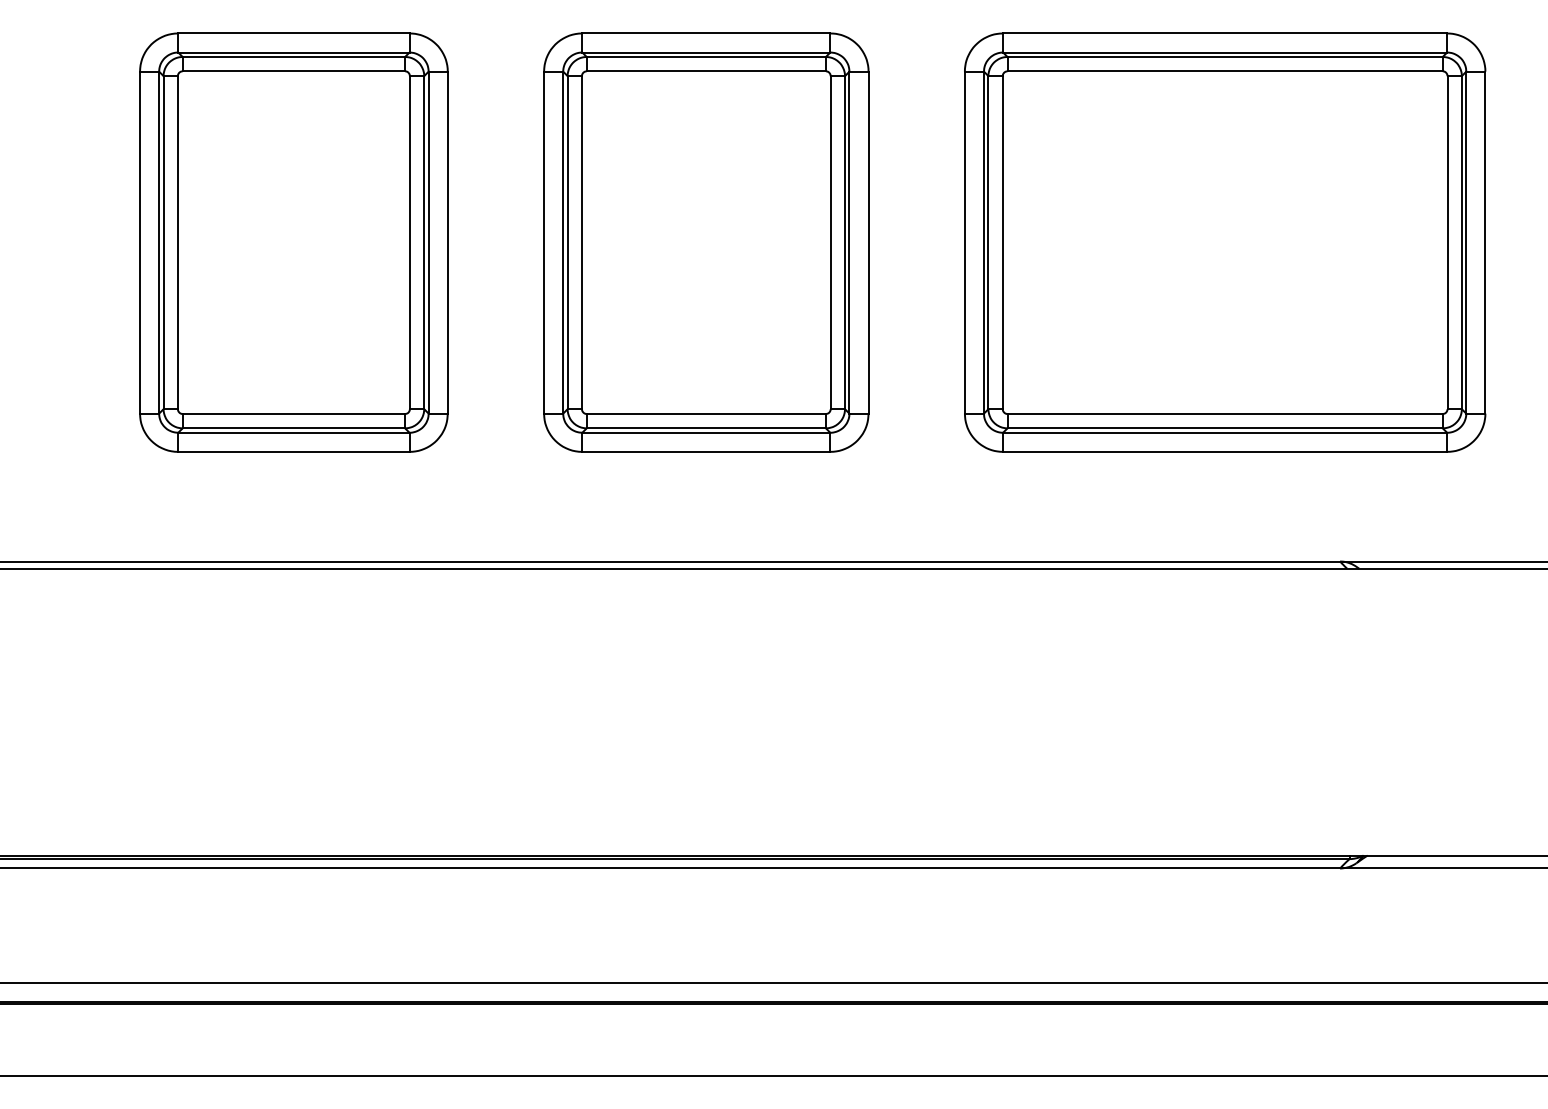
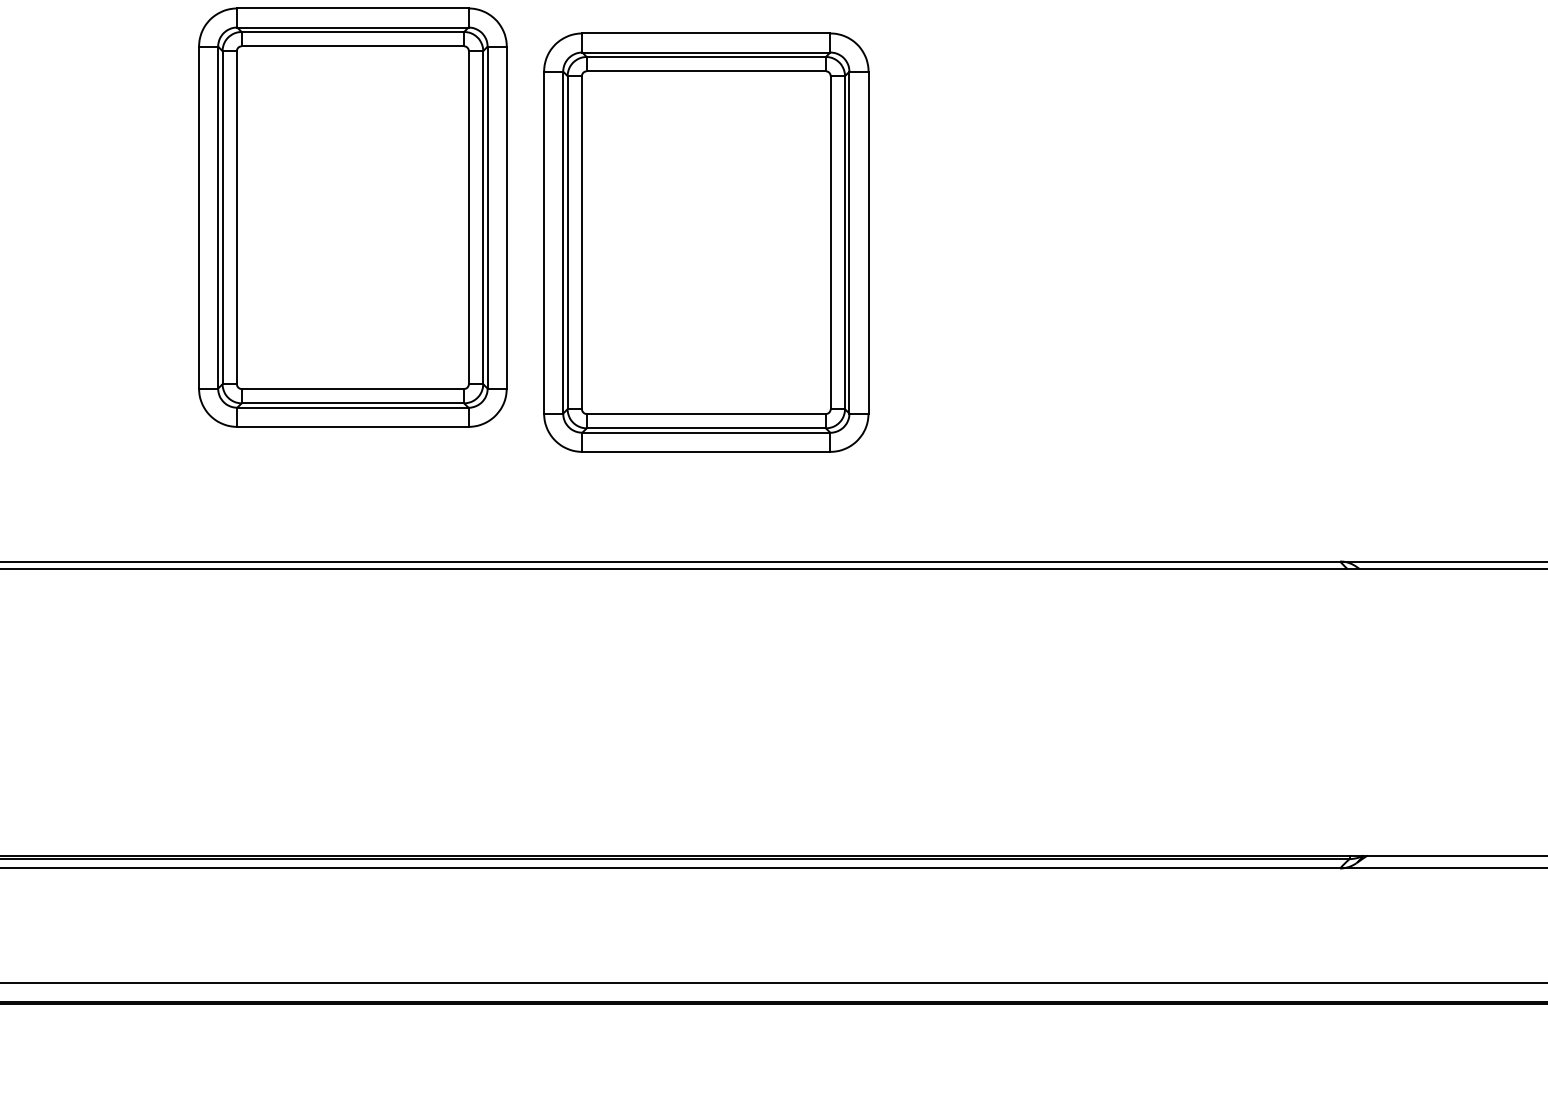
part position: (293, 242) -> (352, 217) (352, 217)
part: present -> none (1225, 242)
line: present -> none (773, 1075)
